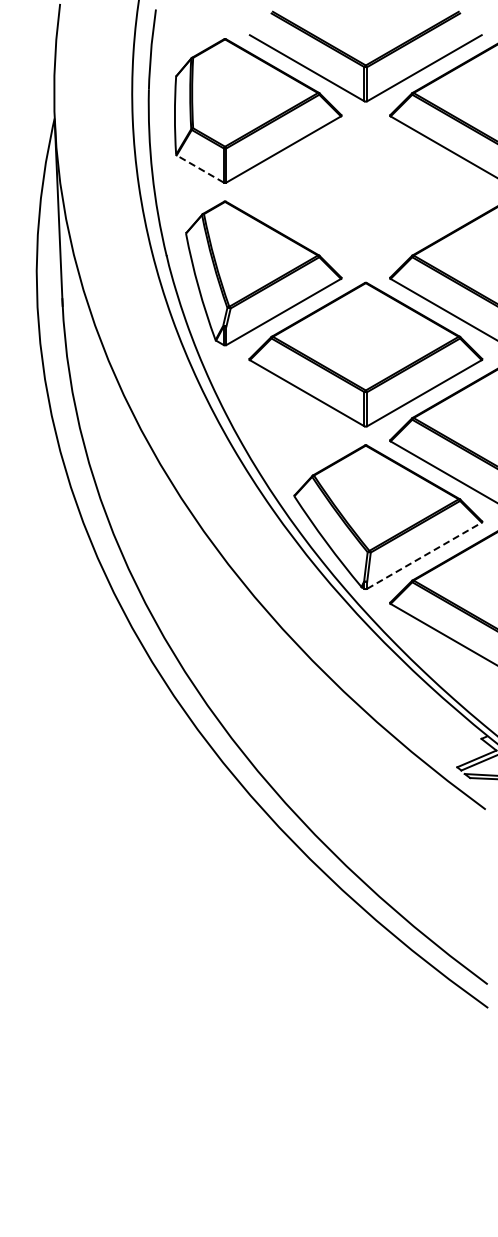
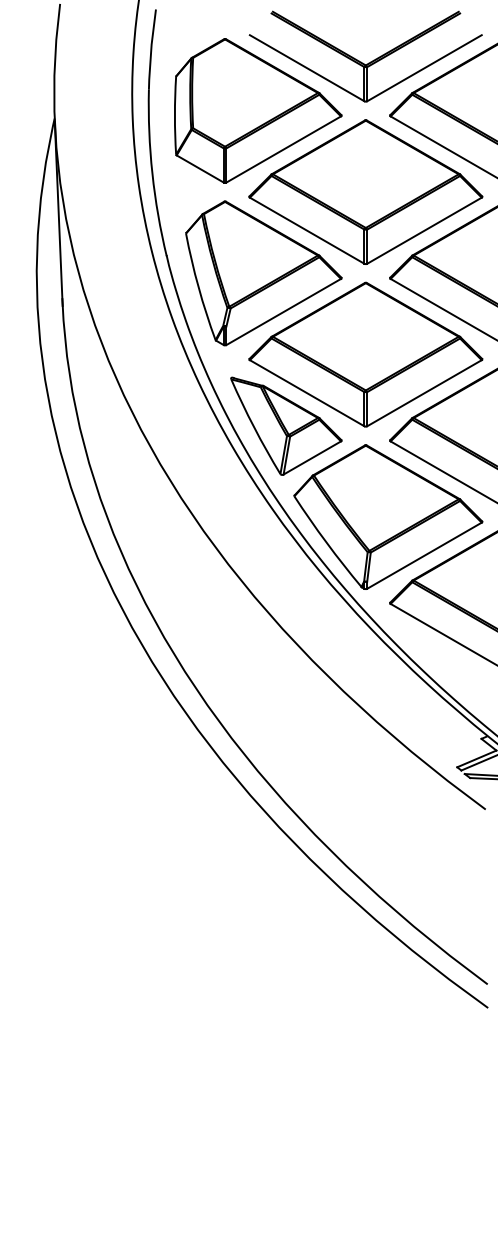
line: dashed -> solid (199, 168)
part: none -> present (365, 191)
part: none -> present (286, 425)
line: dashed -> solid (424, 555)
